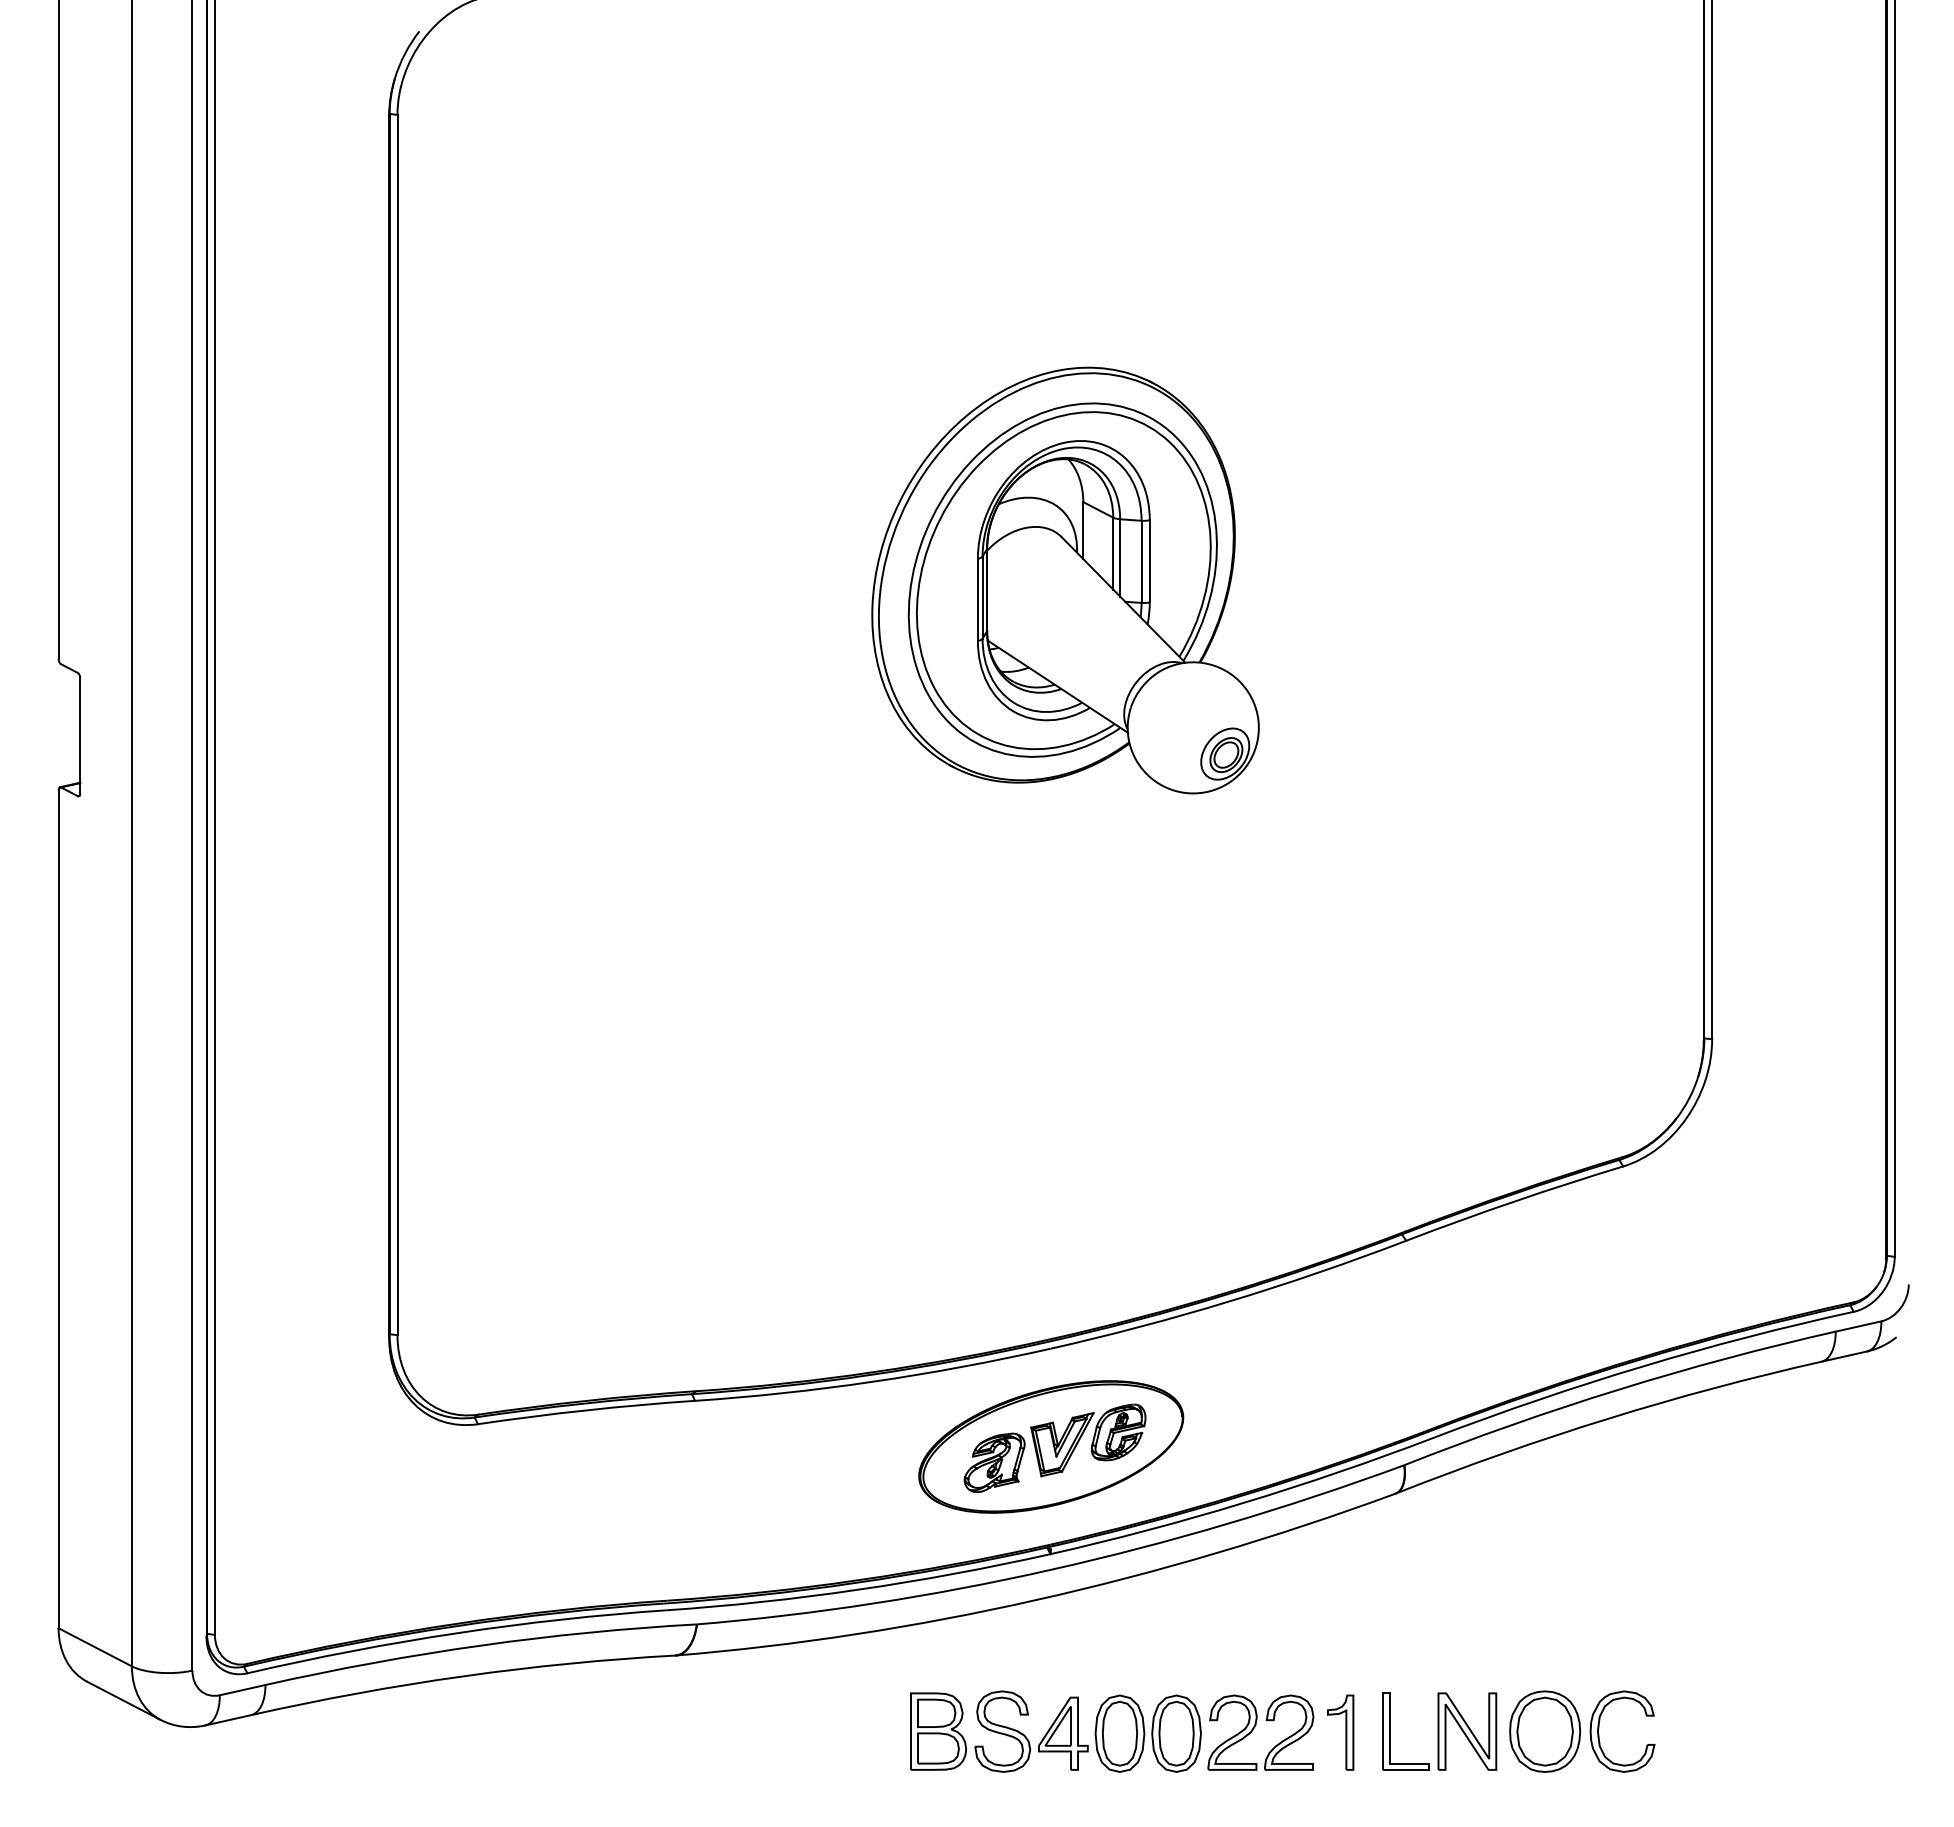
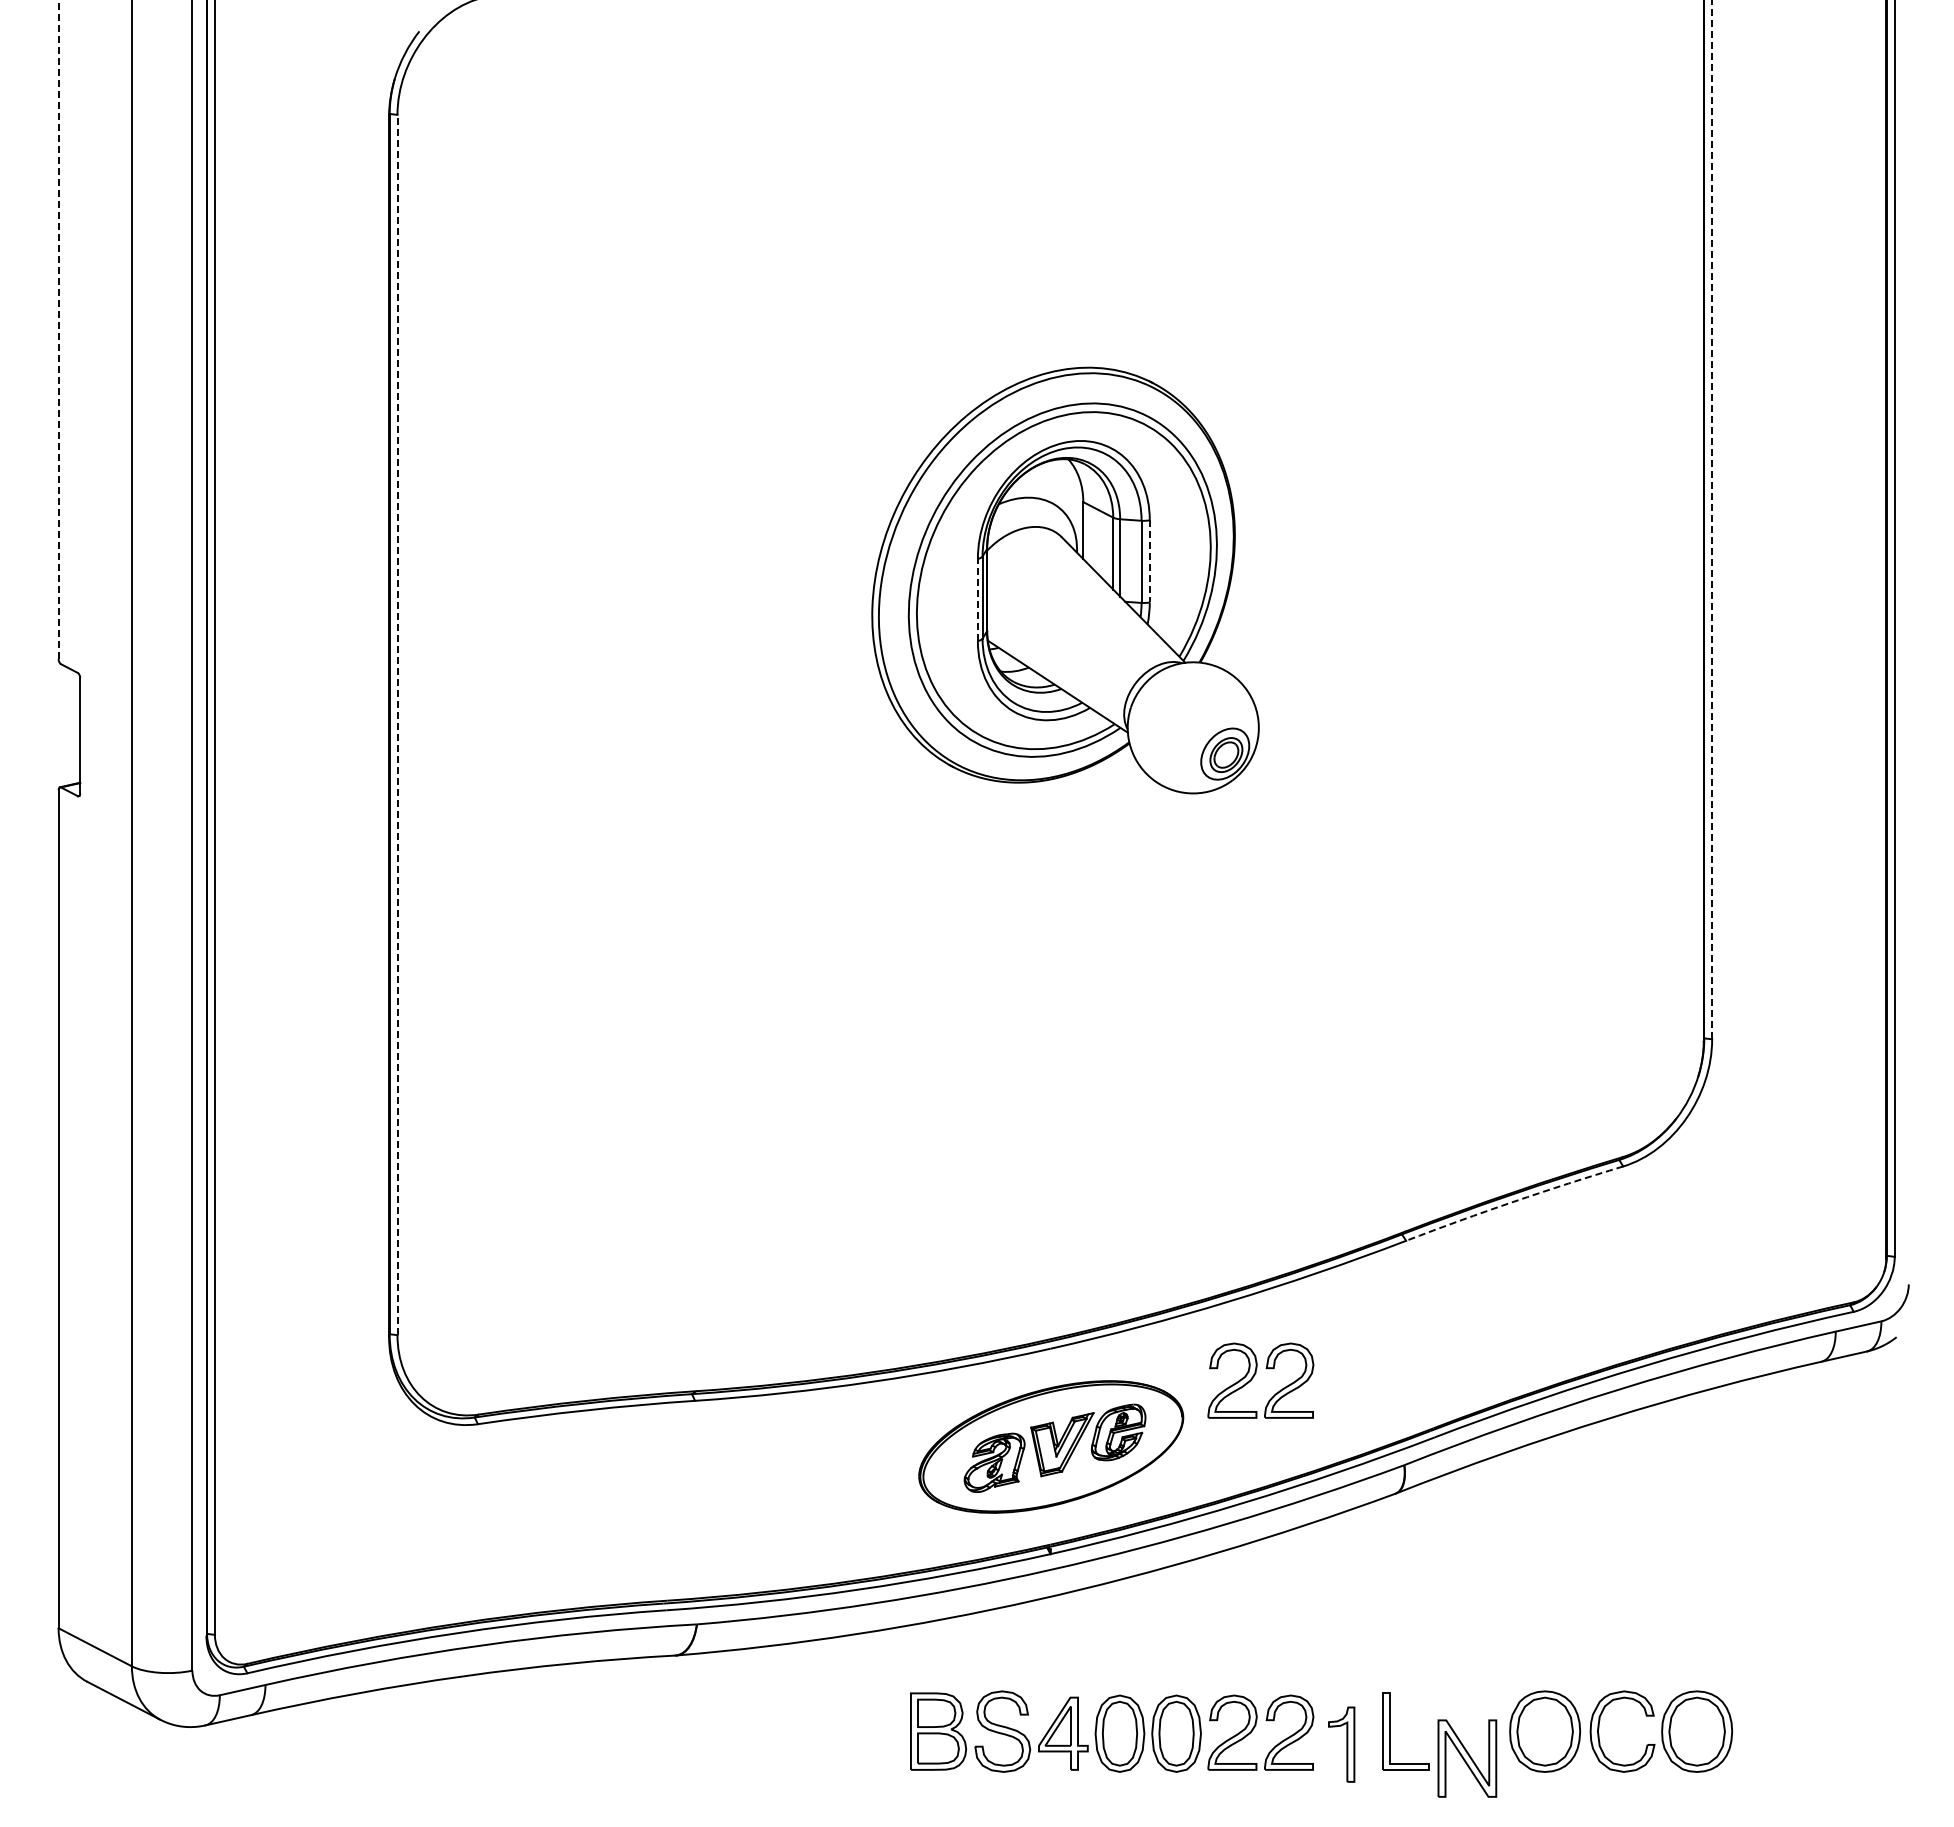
line: solid -> dashed (58, 329)
line: solid -> dashed (1712, 519)
line: solid -> dashed (1149, 561)
line: solid -> dashed (977, 599)
line: solid -> dashed (397, 724)
arc: solid -> dashed (1514, 1201)
part: none -> present (1255, 1375)
part position: (1467, 1731) -> (1467, 1758) (1467, 1758)
part: none -> present (1697, 1731)
part position: (1340, 1732) -> (1341, 1744) (1341, 1744)
